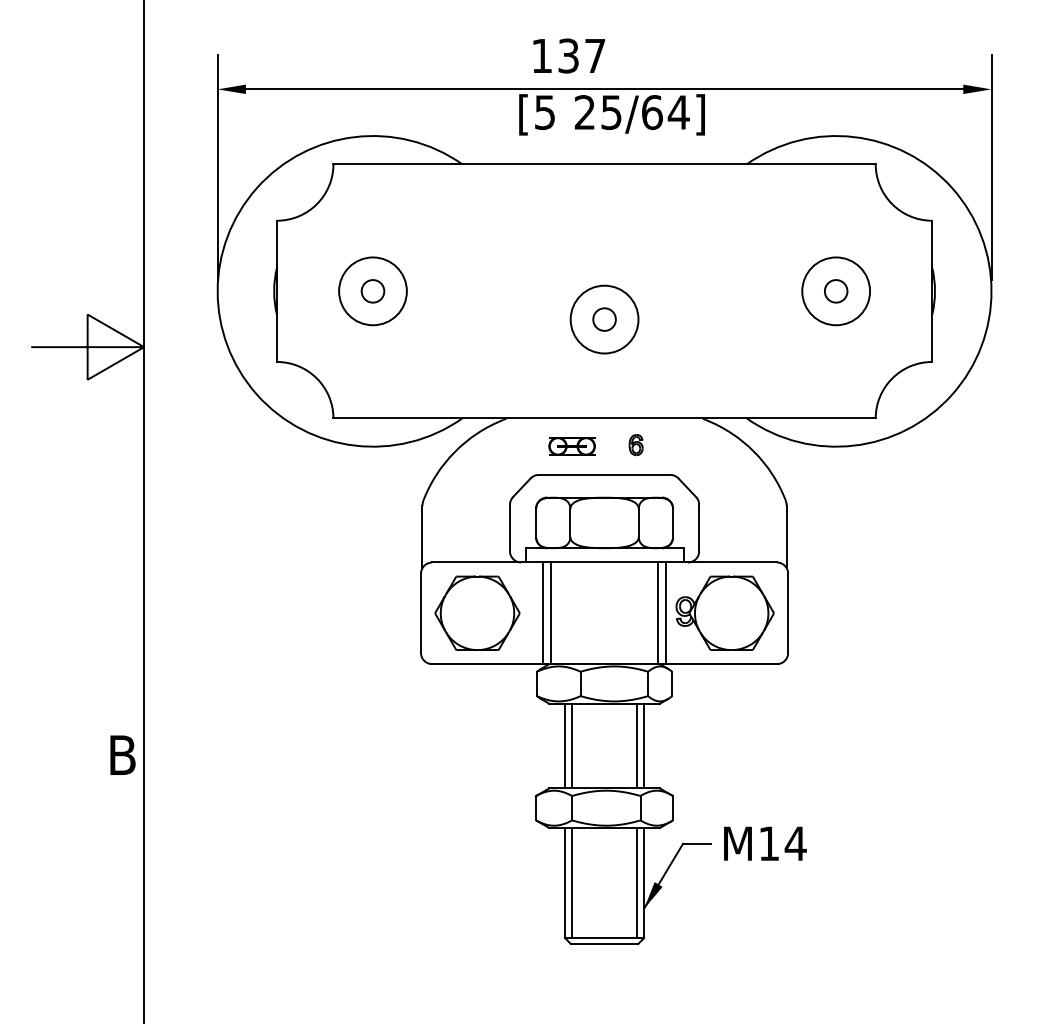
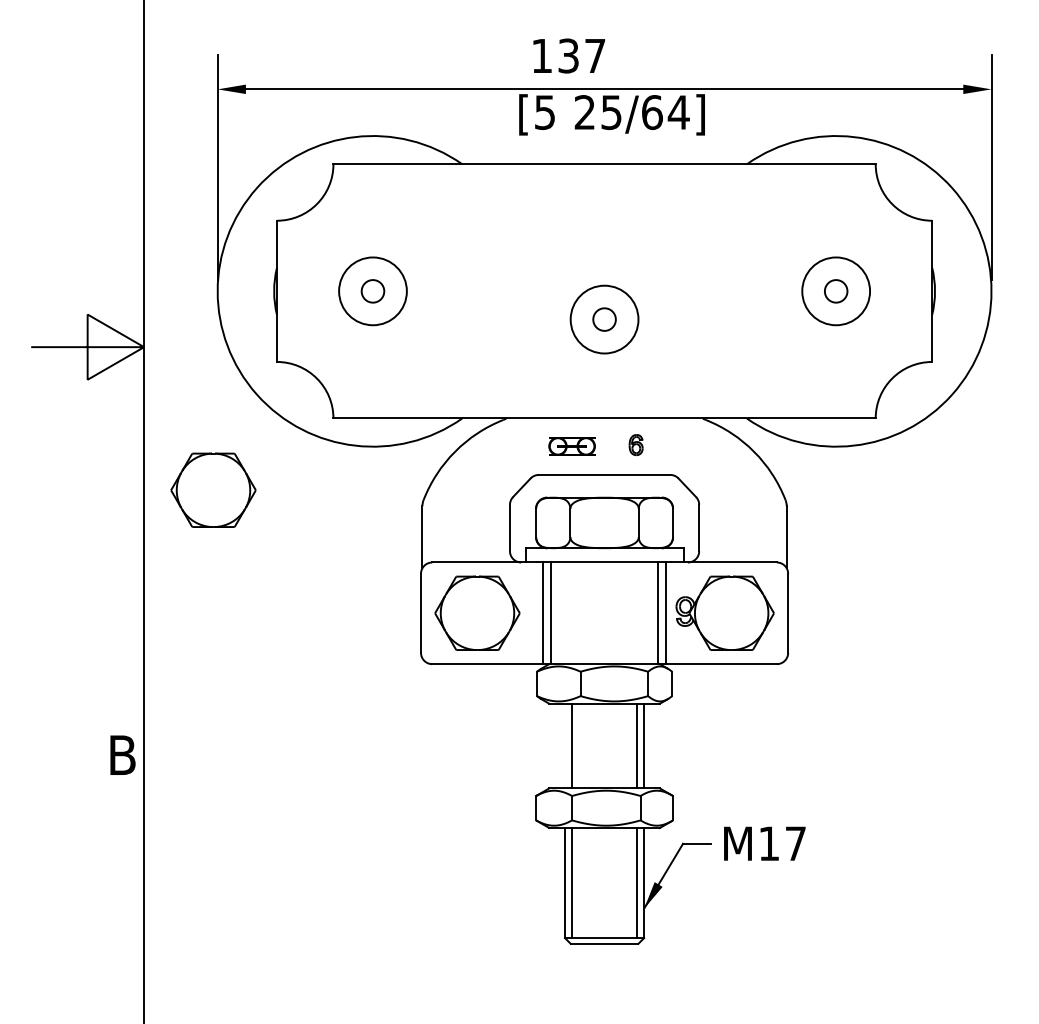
part: none -> present (213, 489)
line: present -> none (565, 745)
text: M14 -> M17 (795, 843)
